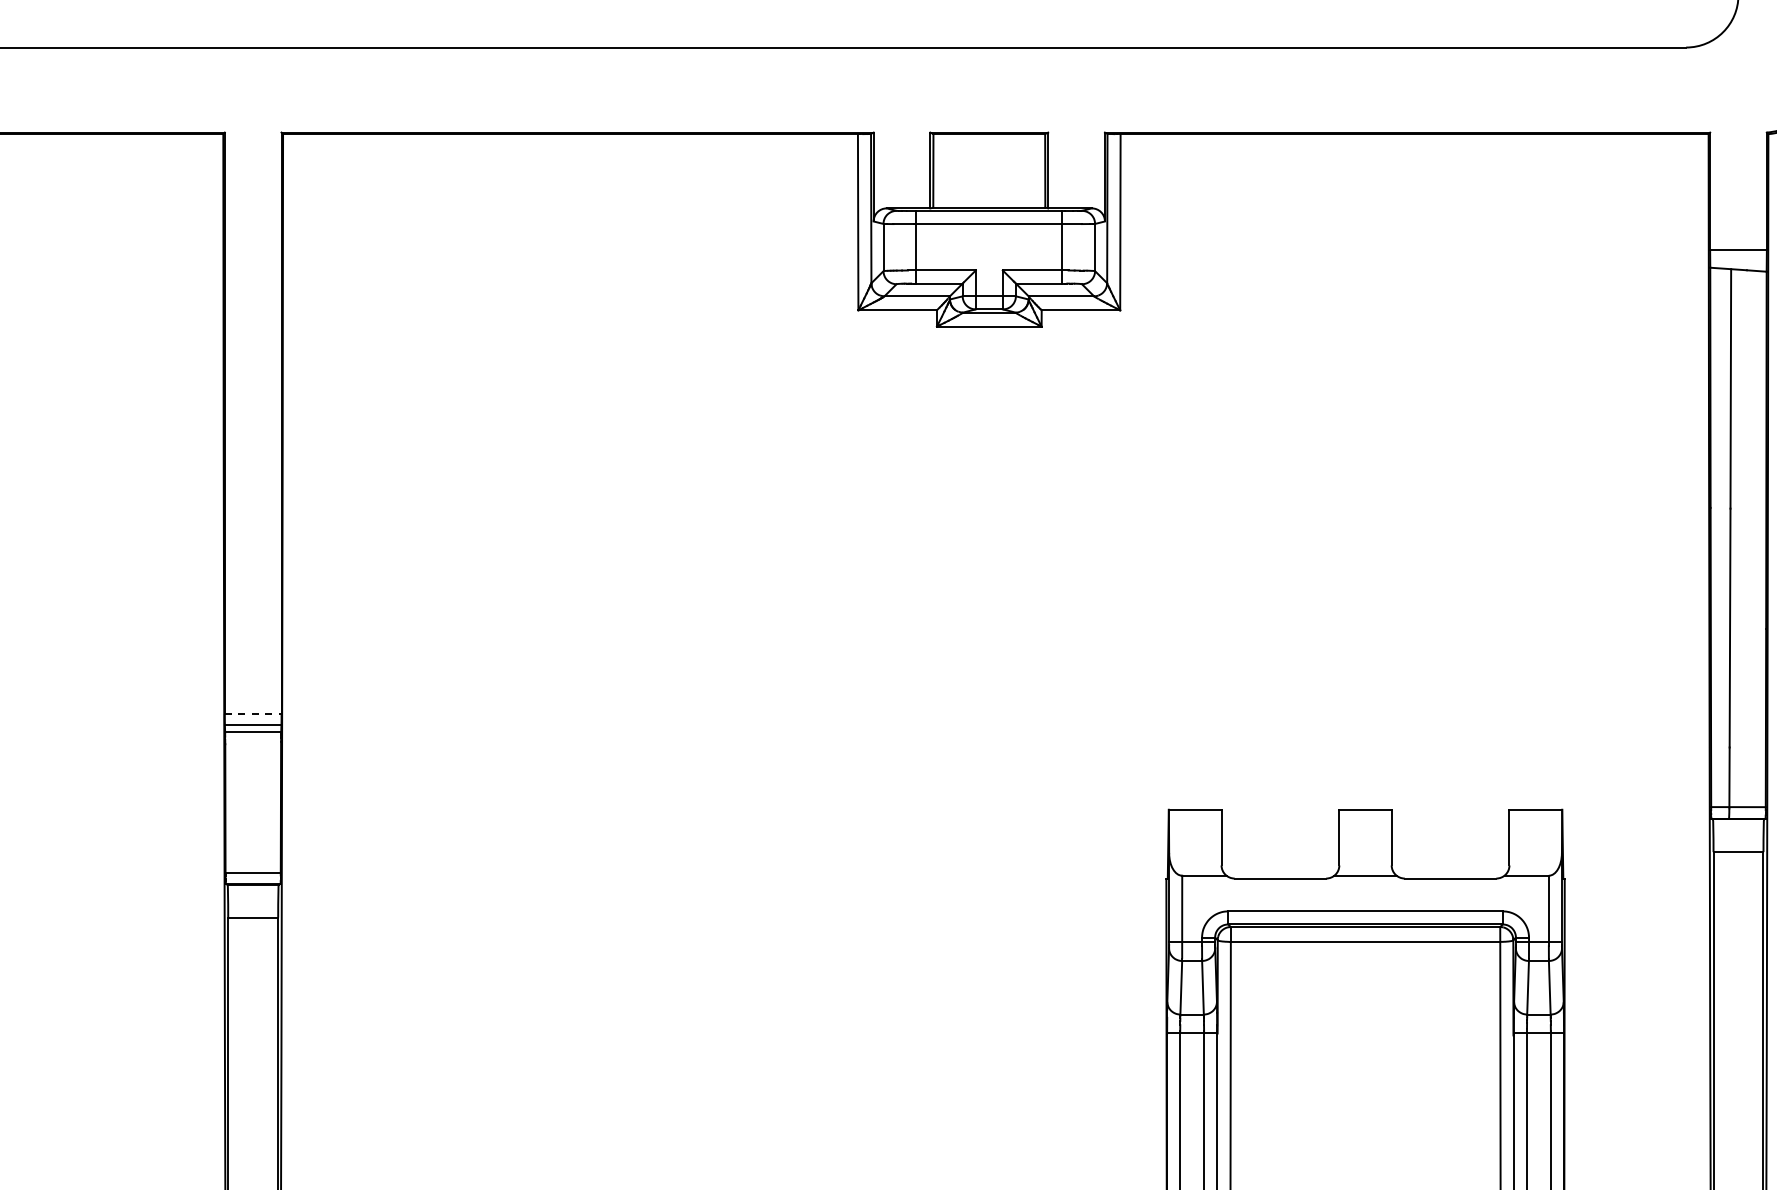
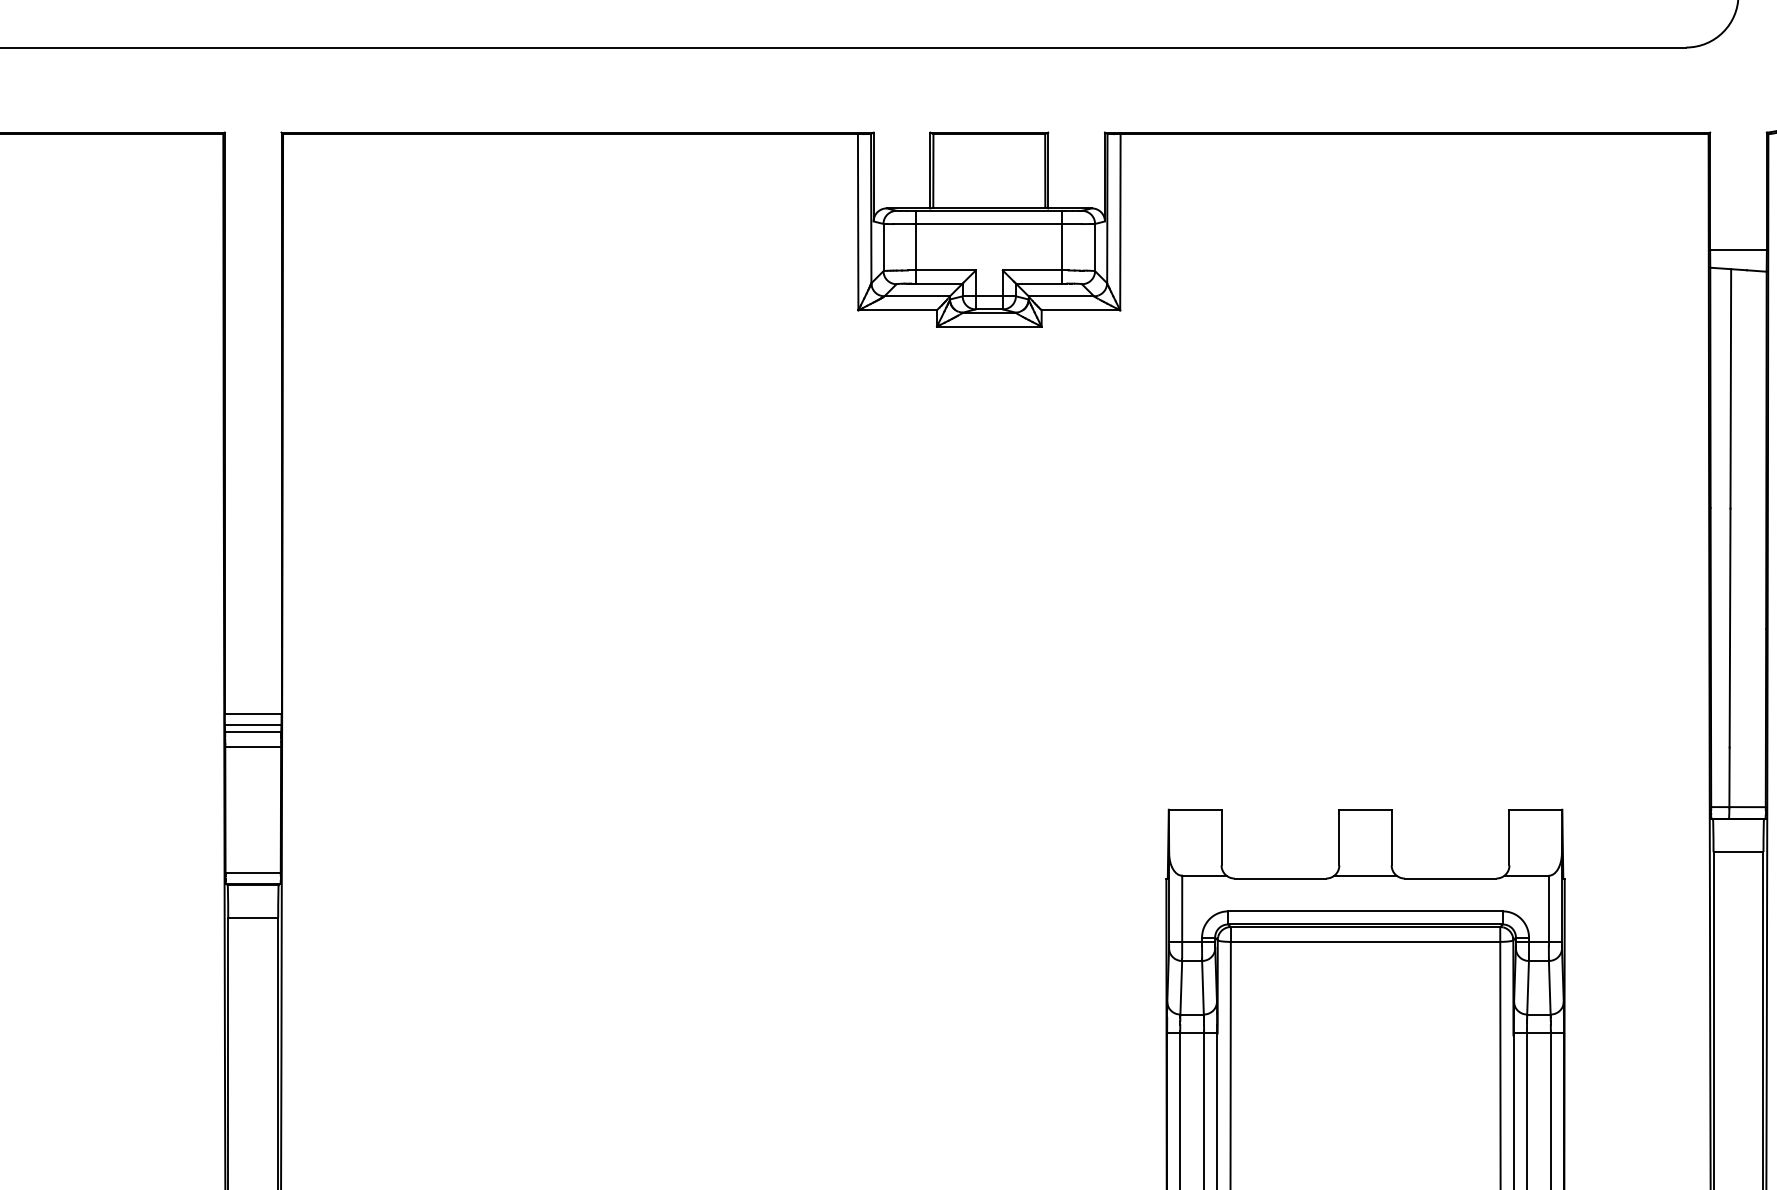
line: dashed -> solid (253, 713)
line: none -> present (253, 746)
